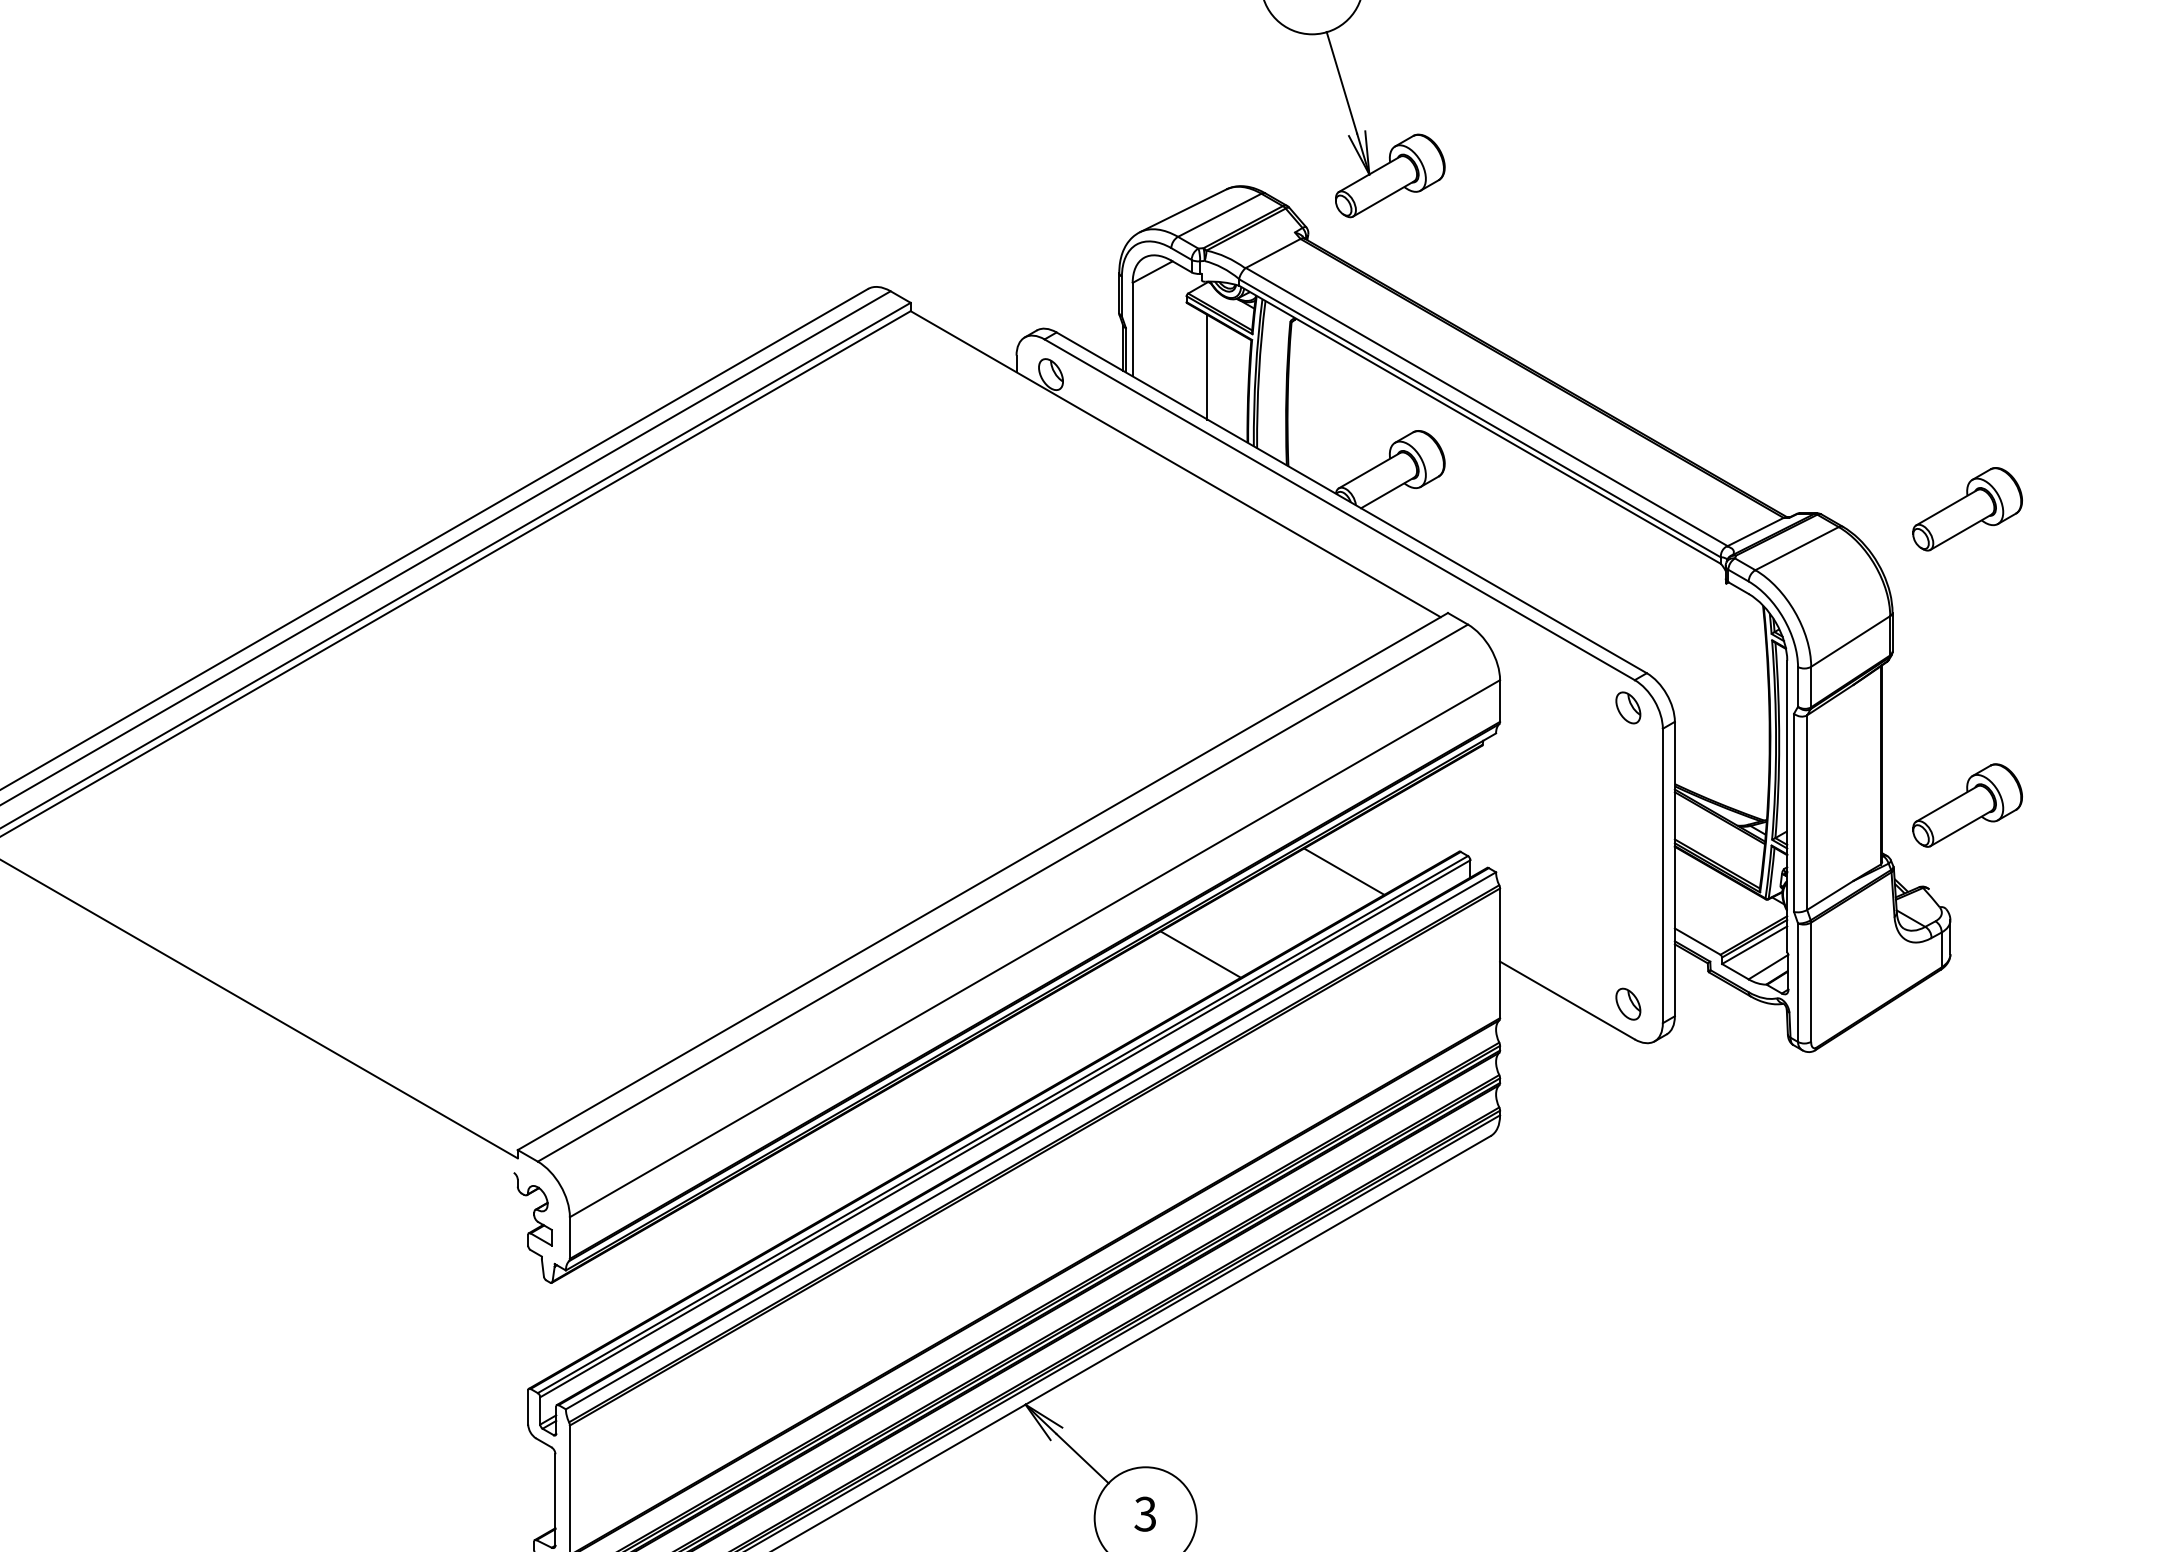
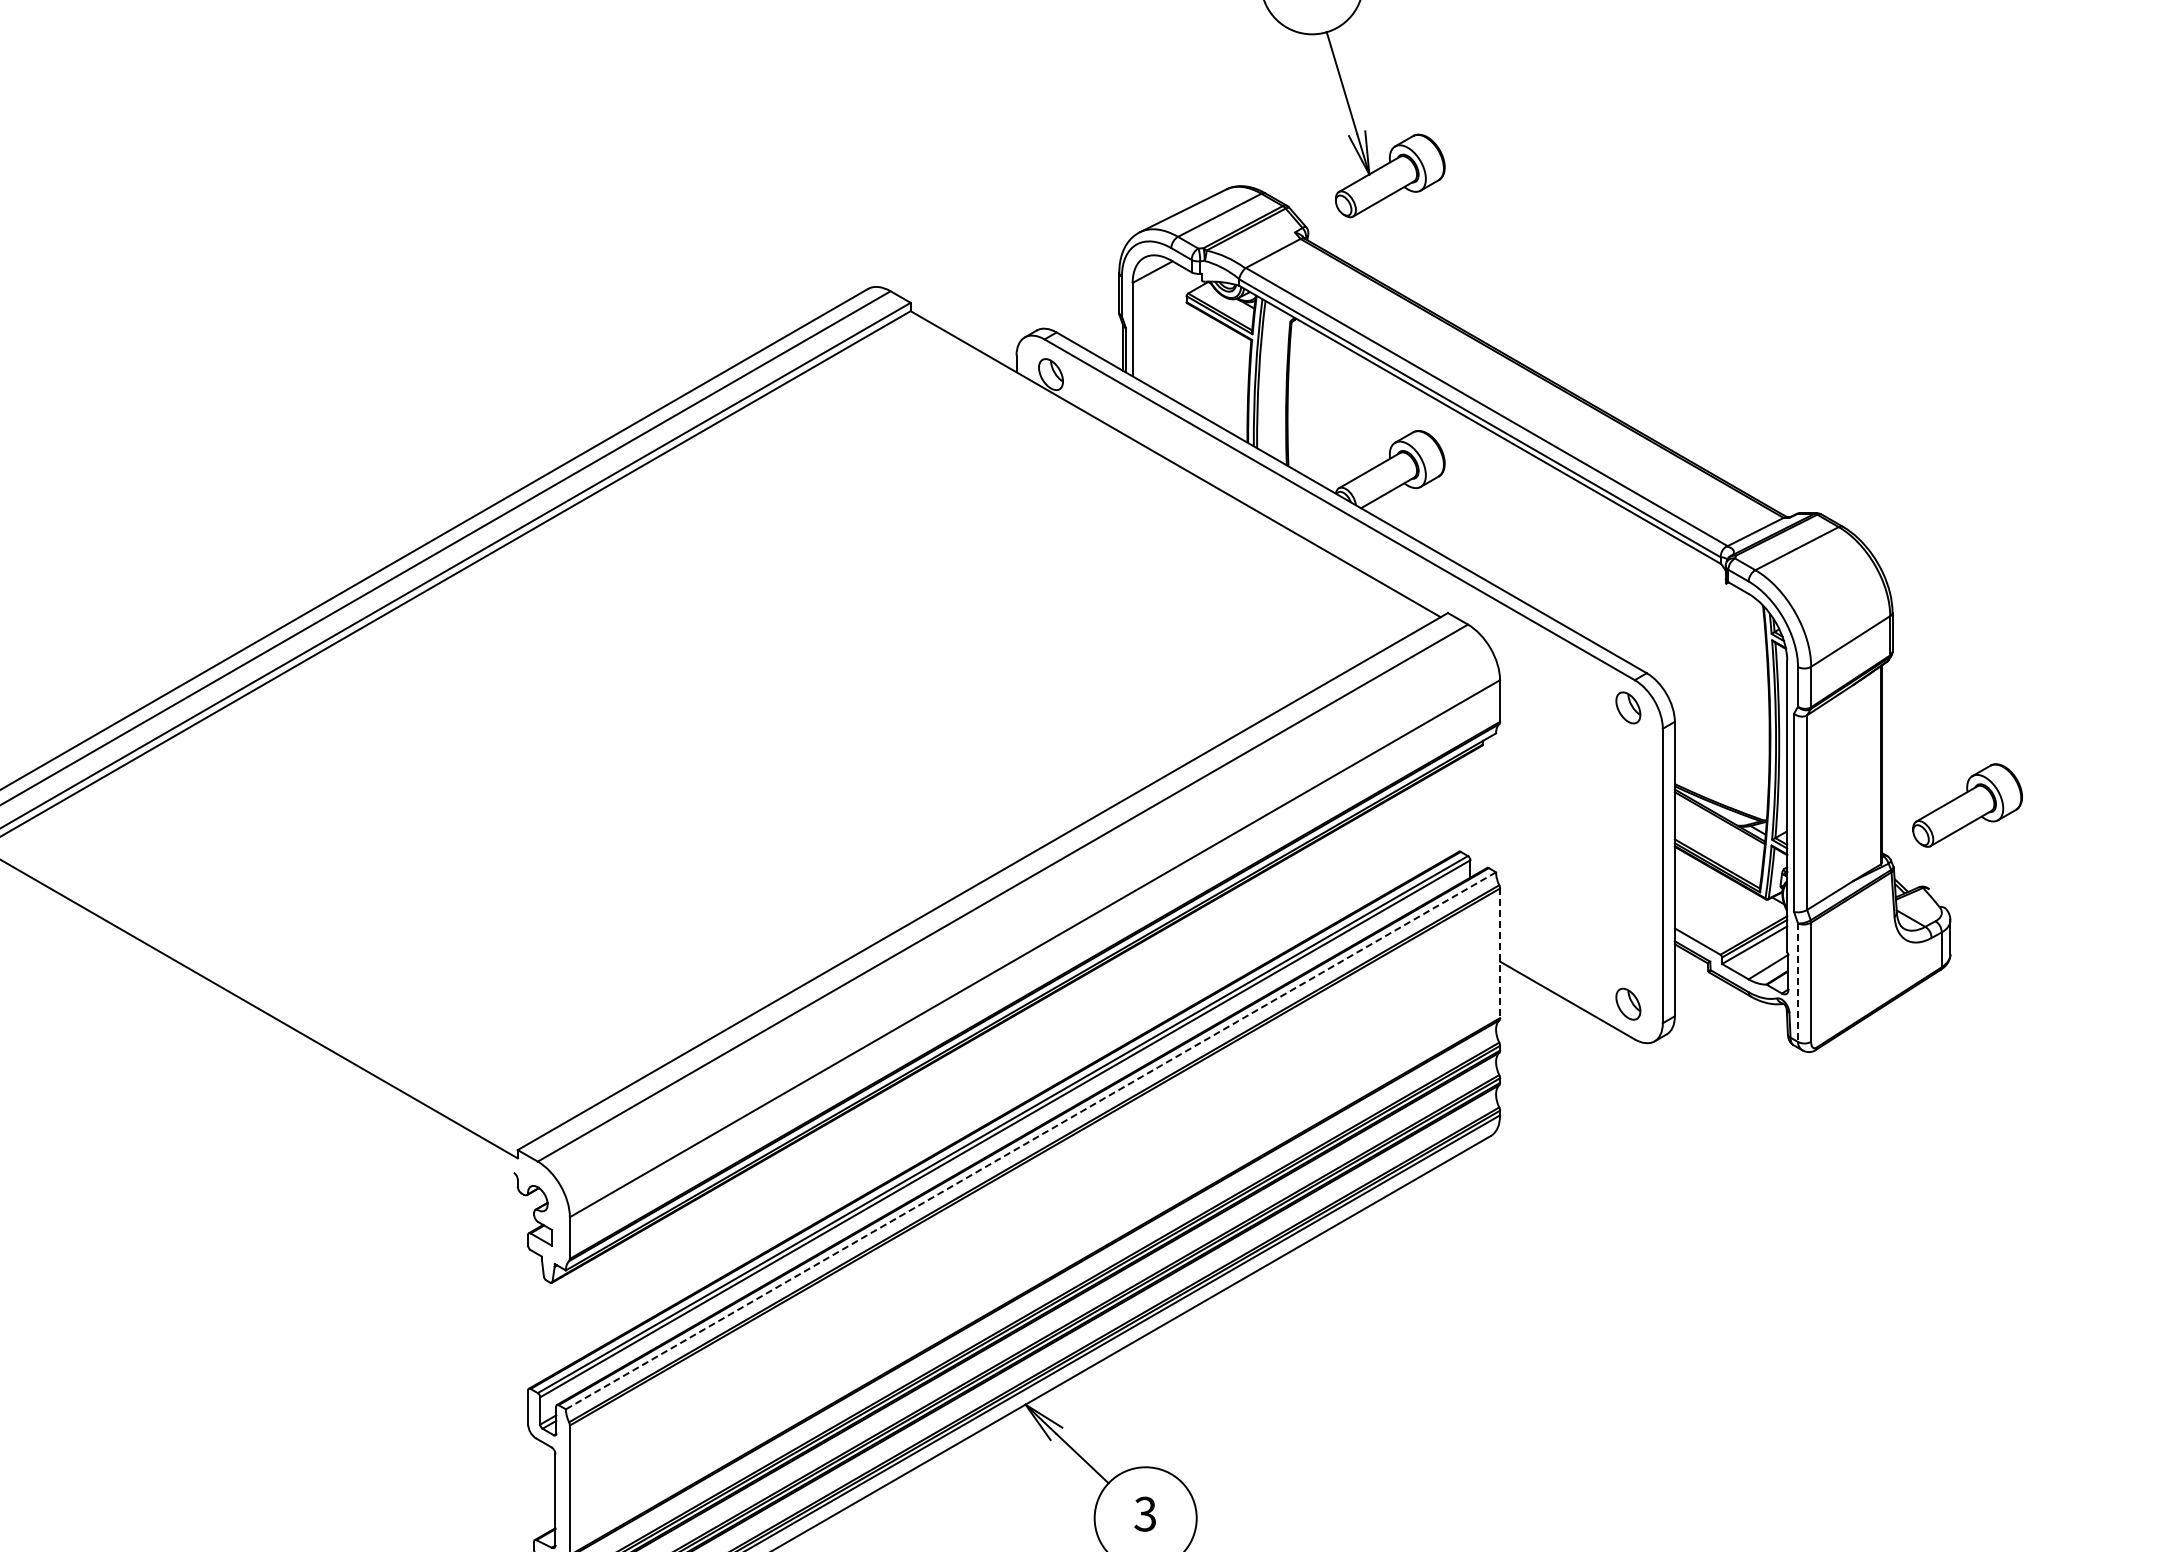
line: present -> none (1207, 366)
part: present -> none (1967, 509)
line: present -> none (1344, 871)
line: solid -> dashed (1500, 953)
line: present -> none (1200, 954)
line: solid -> dashed (1798, 983)
line: solid -> dashed (1030, 1141)
